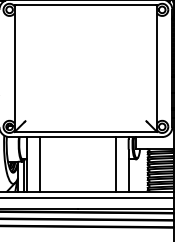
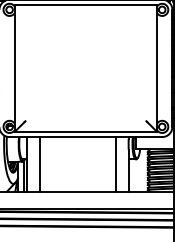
line: present -> none (86, 198)
